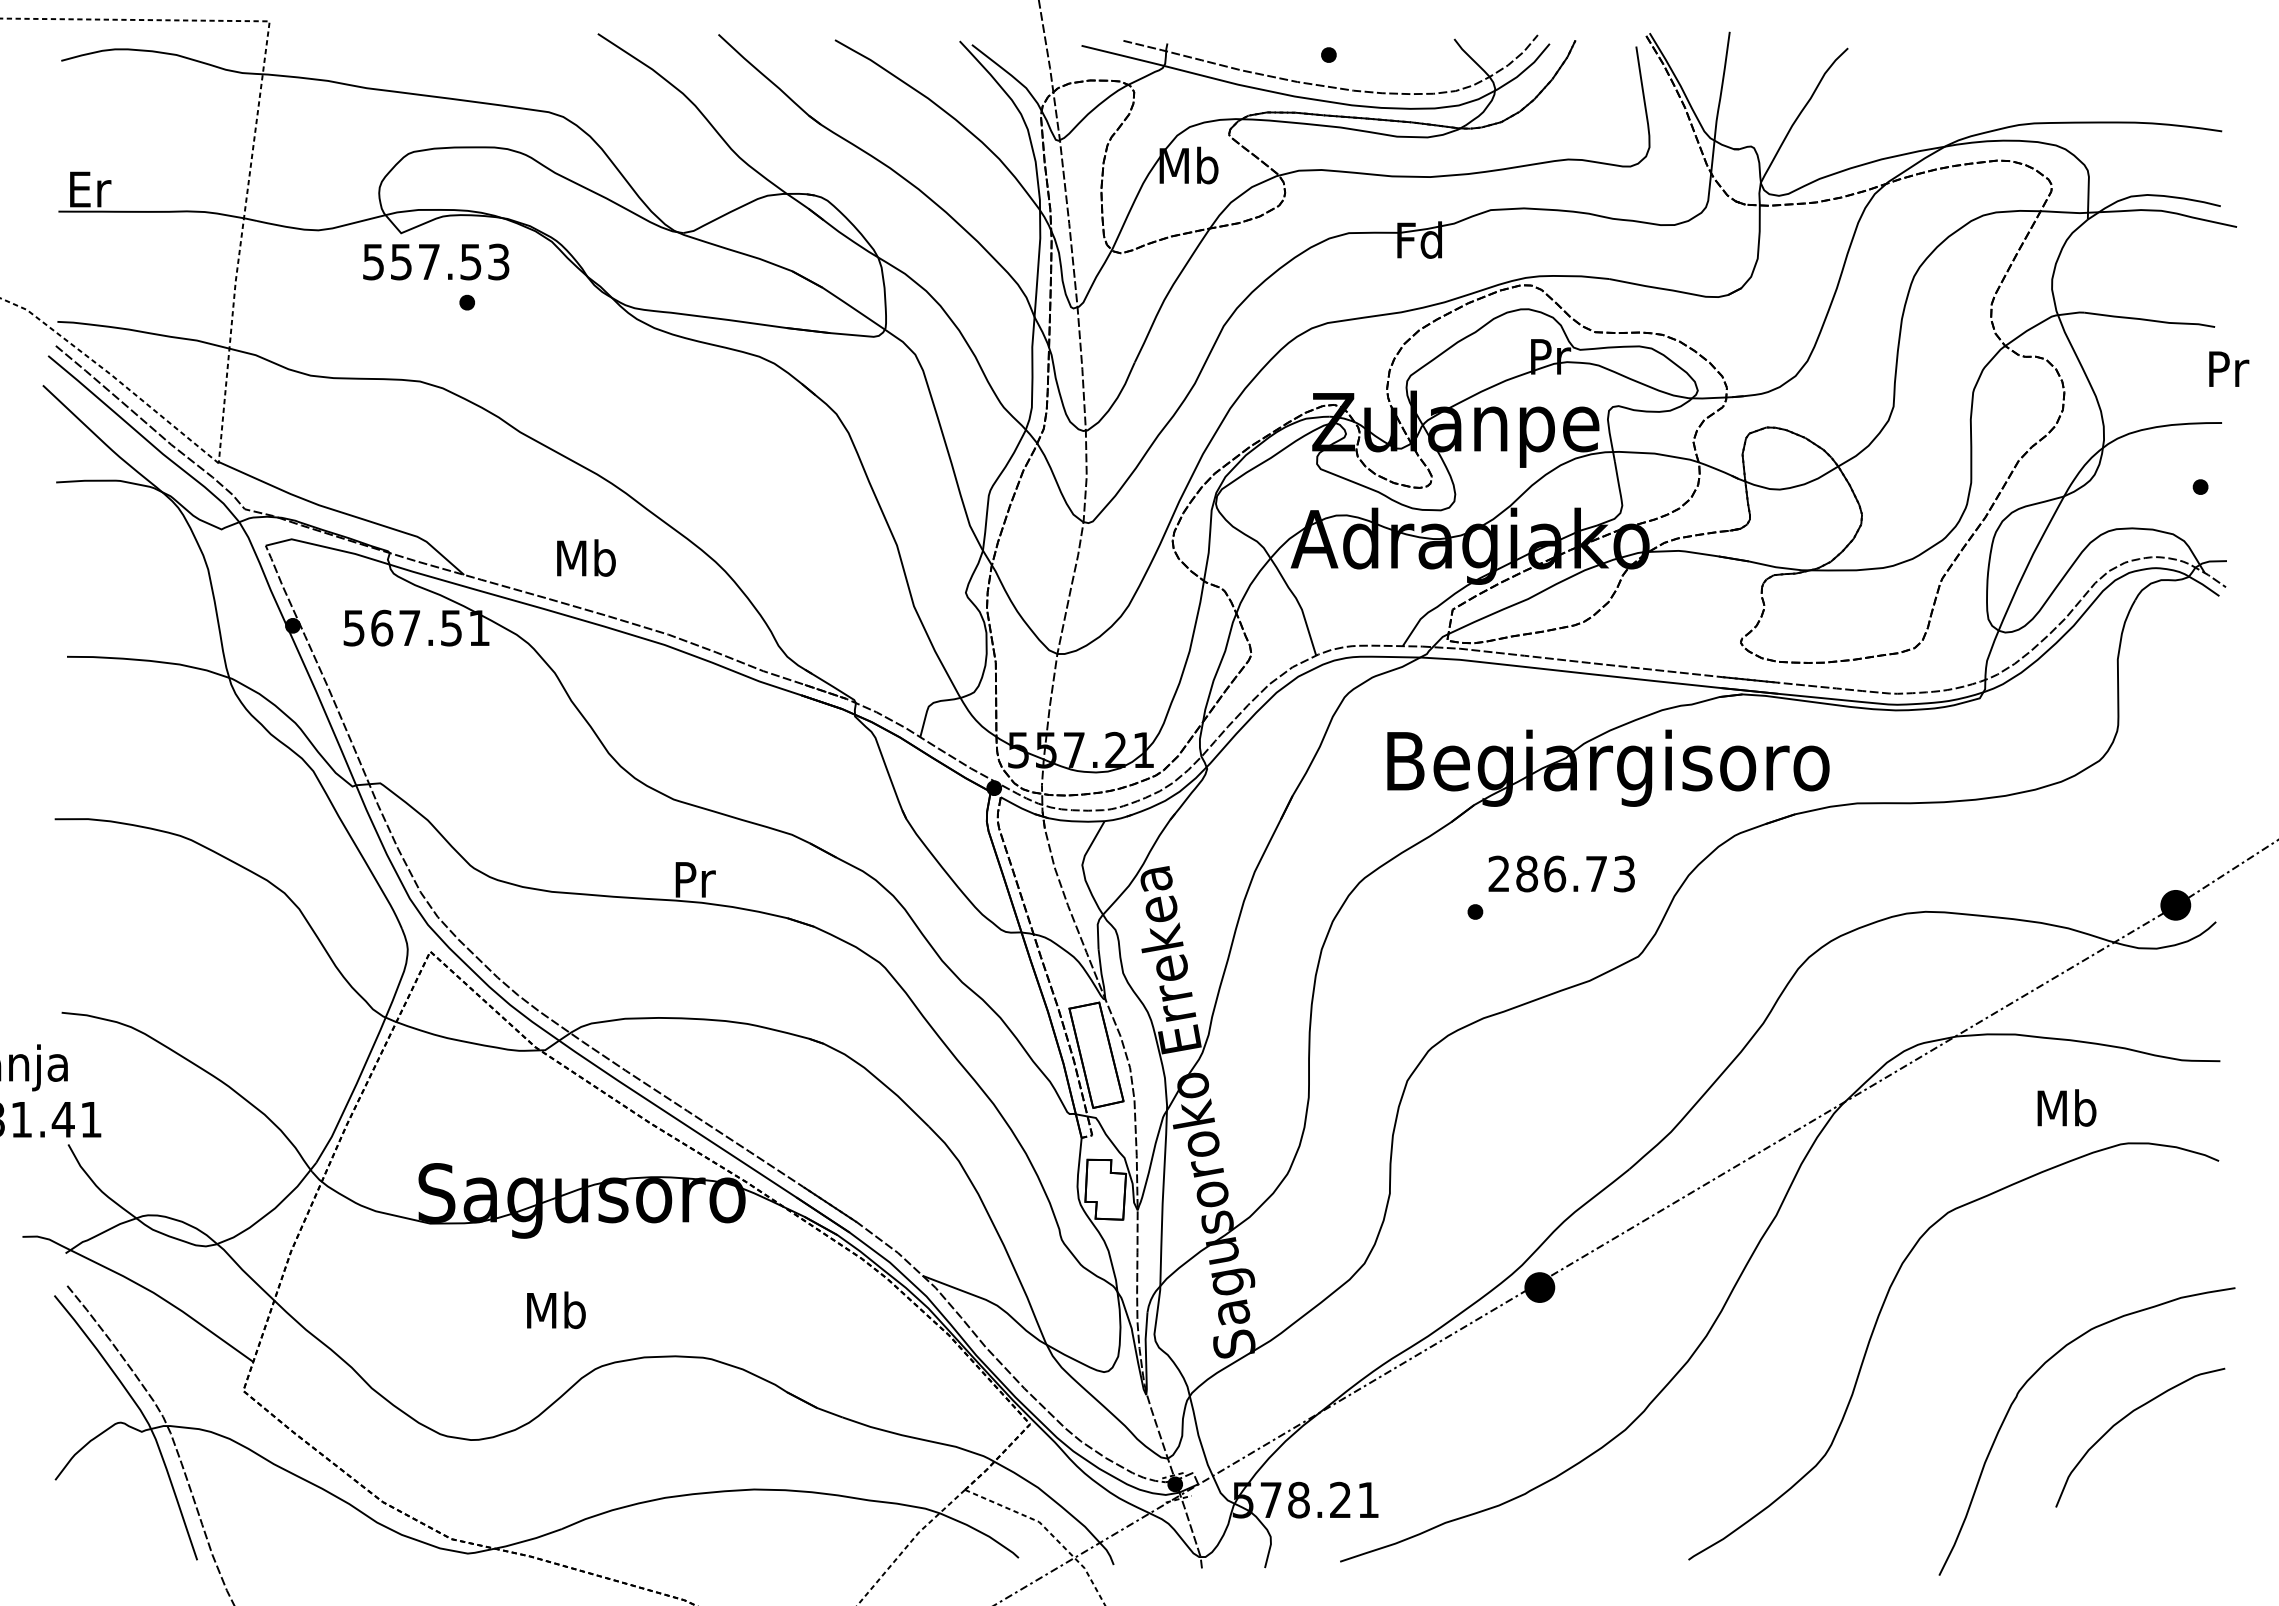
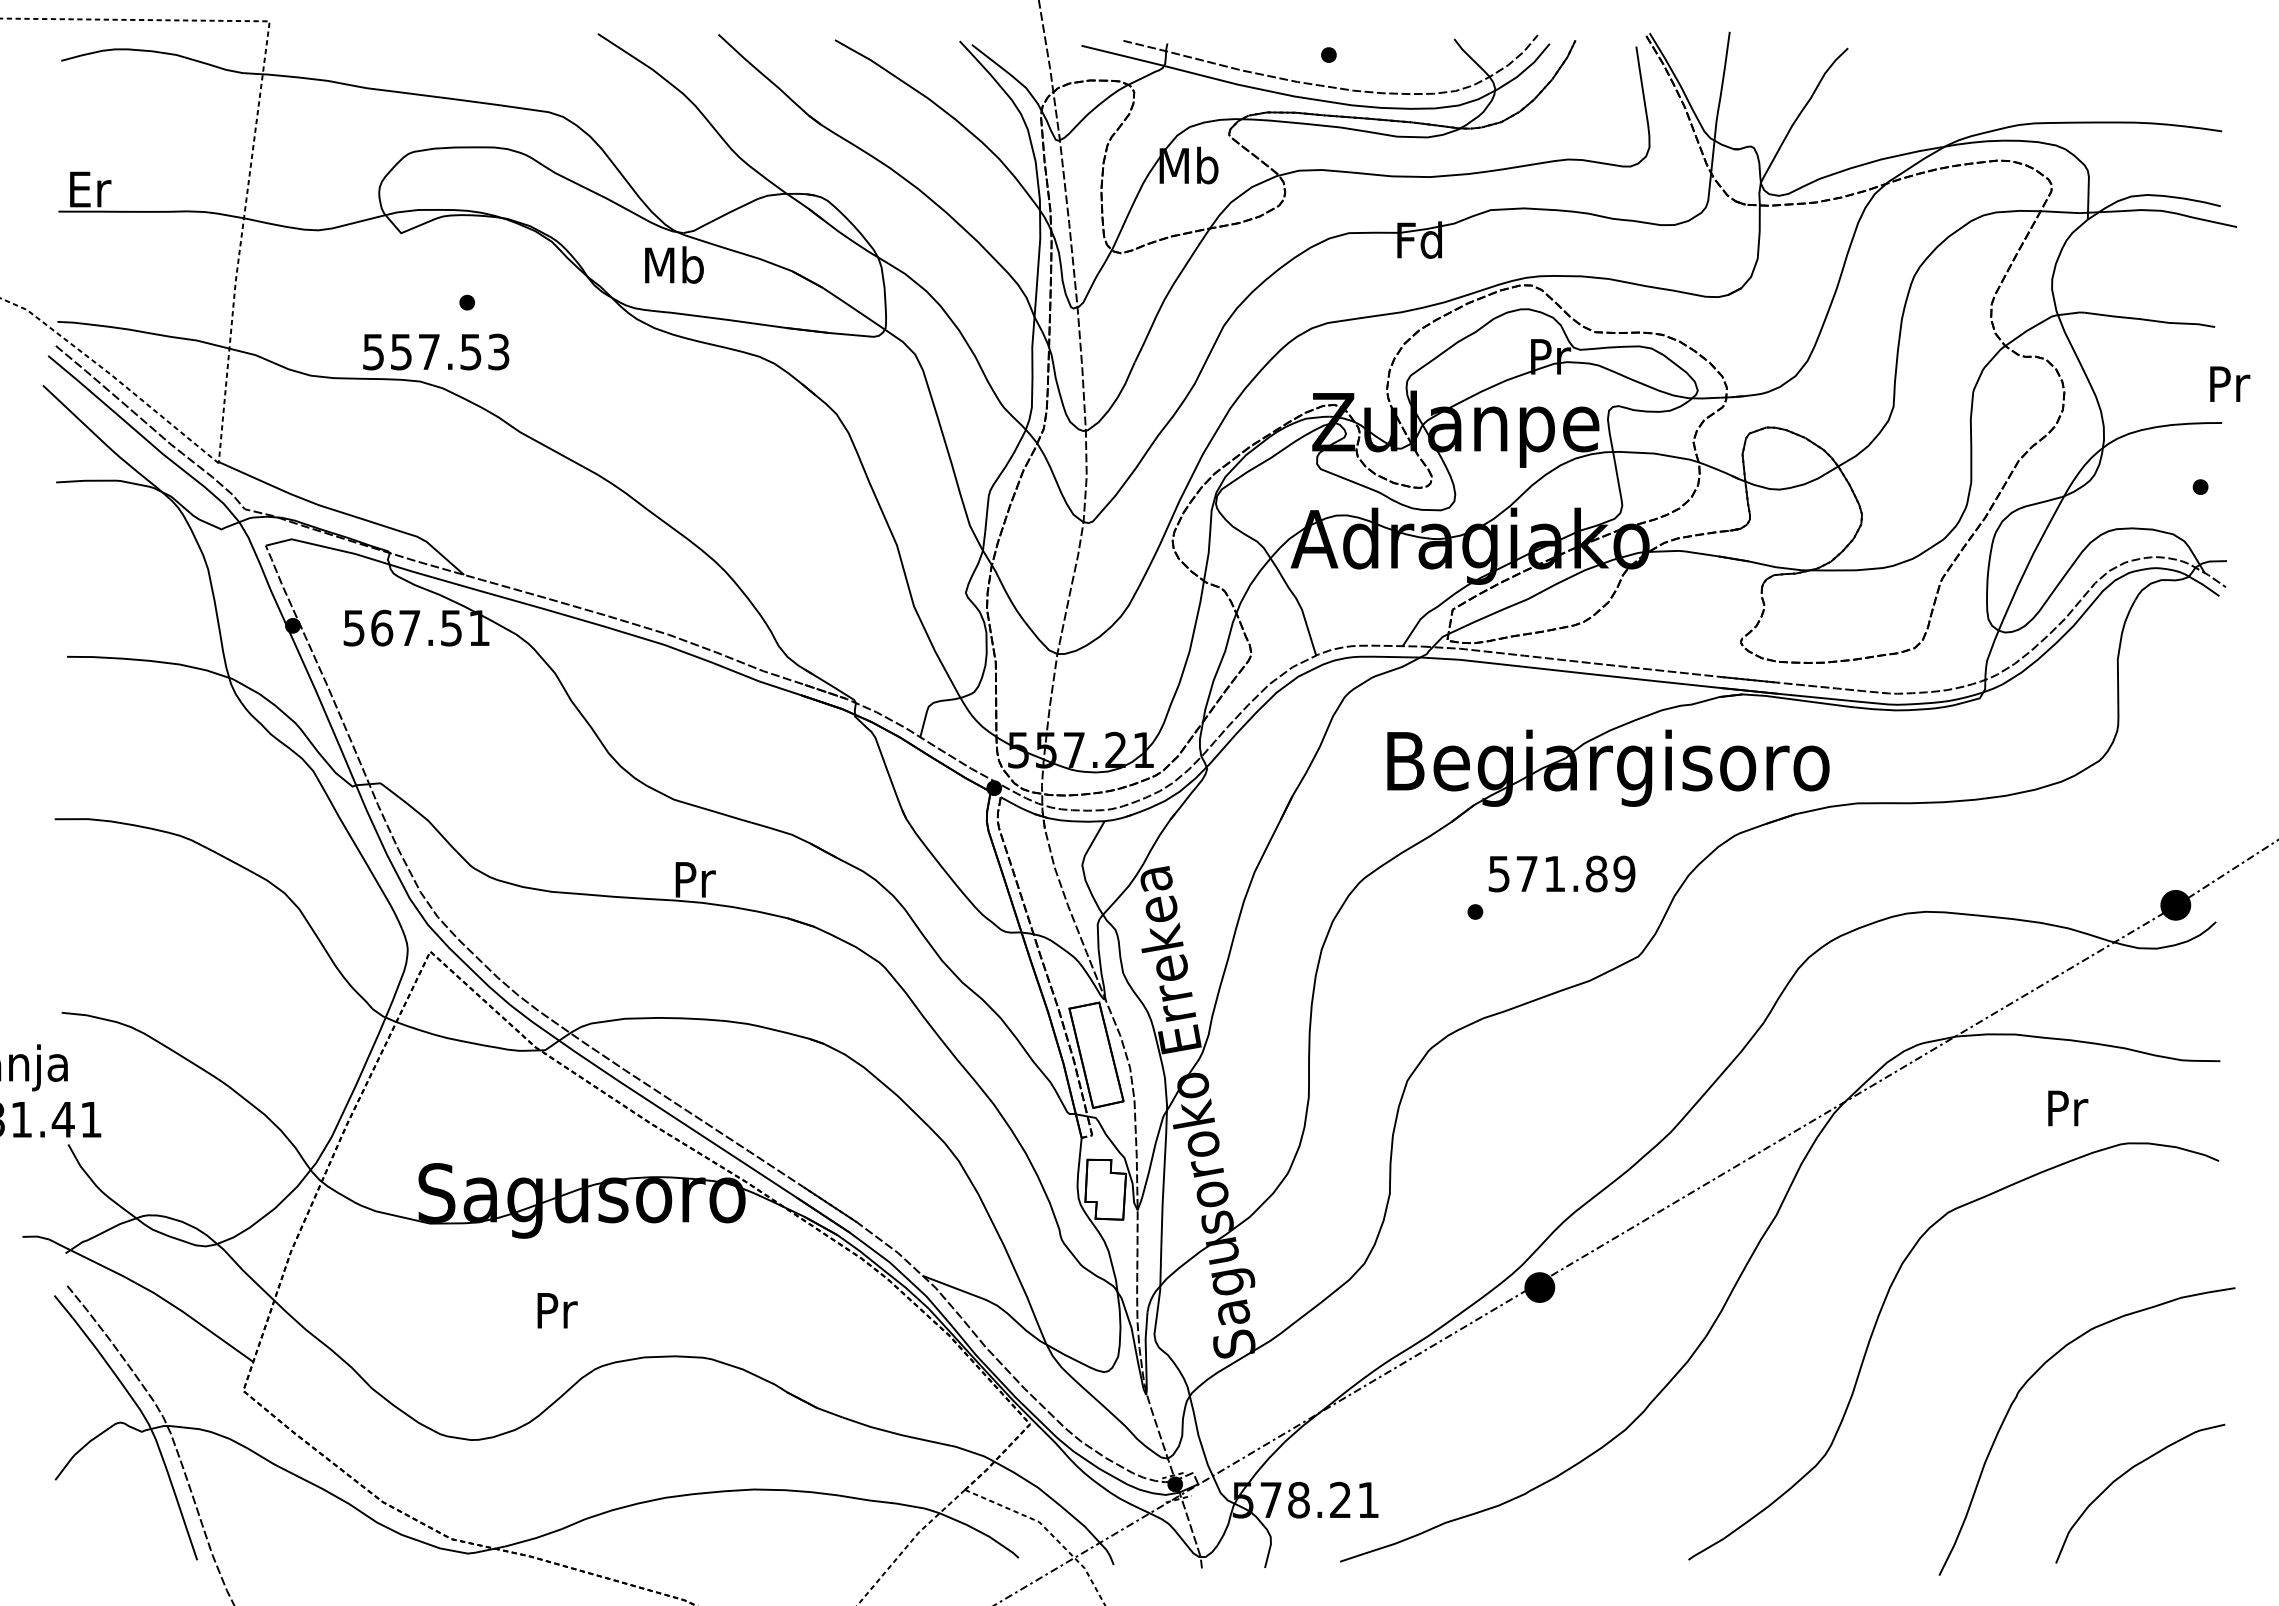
text position: (436, 261) -> (436, 351) (436, 351)
text position: (2229, 368) -> (2230, 383) (2230, 383)
text position: (586, 557) -> (674, 264) (674, 264)
text: 286.73 -> 571.89 (1561, 873)
text: Mb -> Pr (2066, 1107)
text: Mb -> Pr (556, 1310)
curve position: (2126, 1417) -> (2126, 1473) (2126, 1473)
